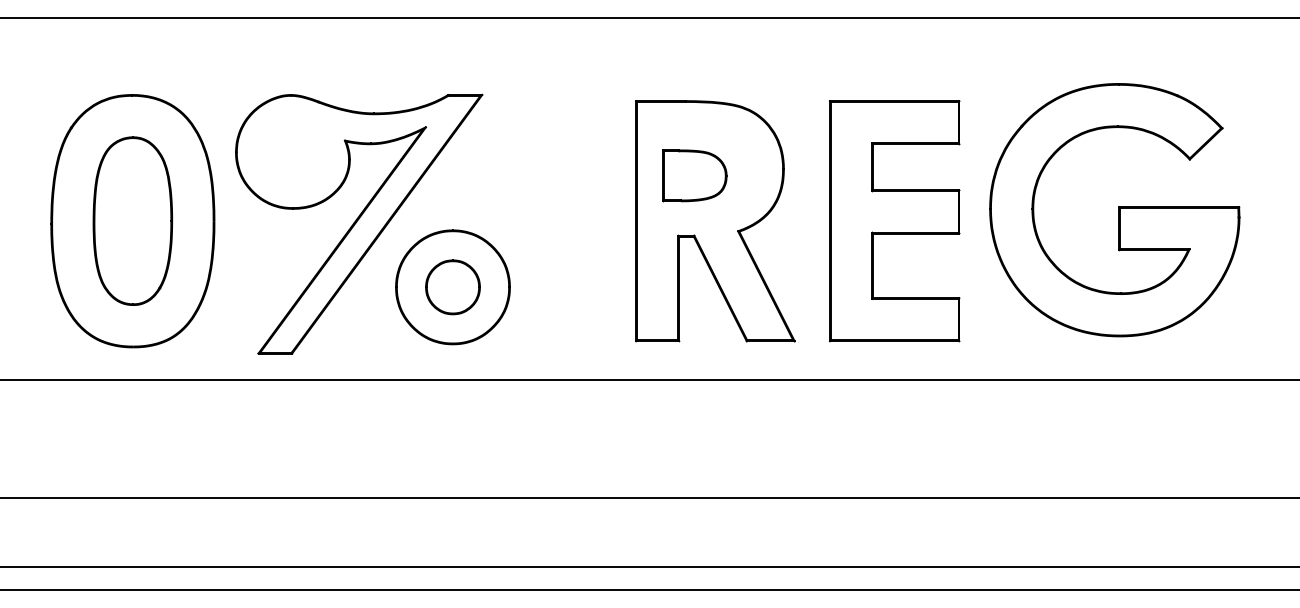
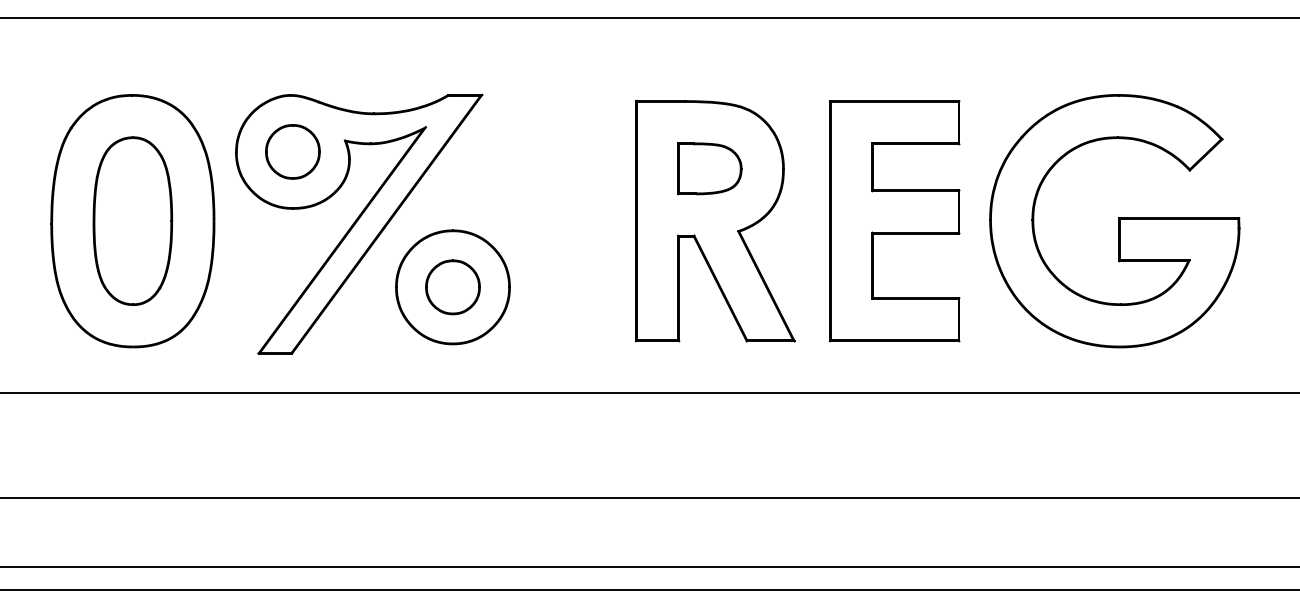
part: none -> present (292, 151)
part position: (694, 175) -> (709, 168) (709, 168)
part position: (1114, 210) -> (1114, 221) (1114, 221)
line position: (649, 379) -> (649, 392) (649, 392)
